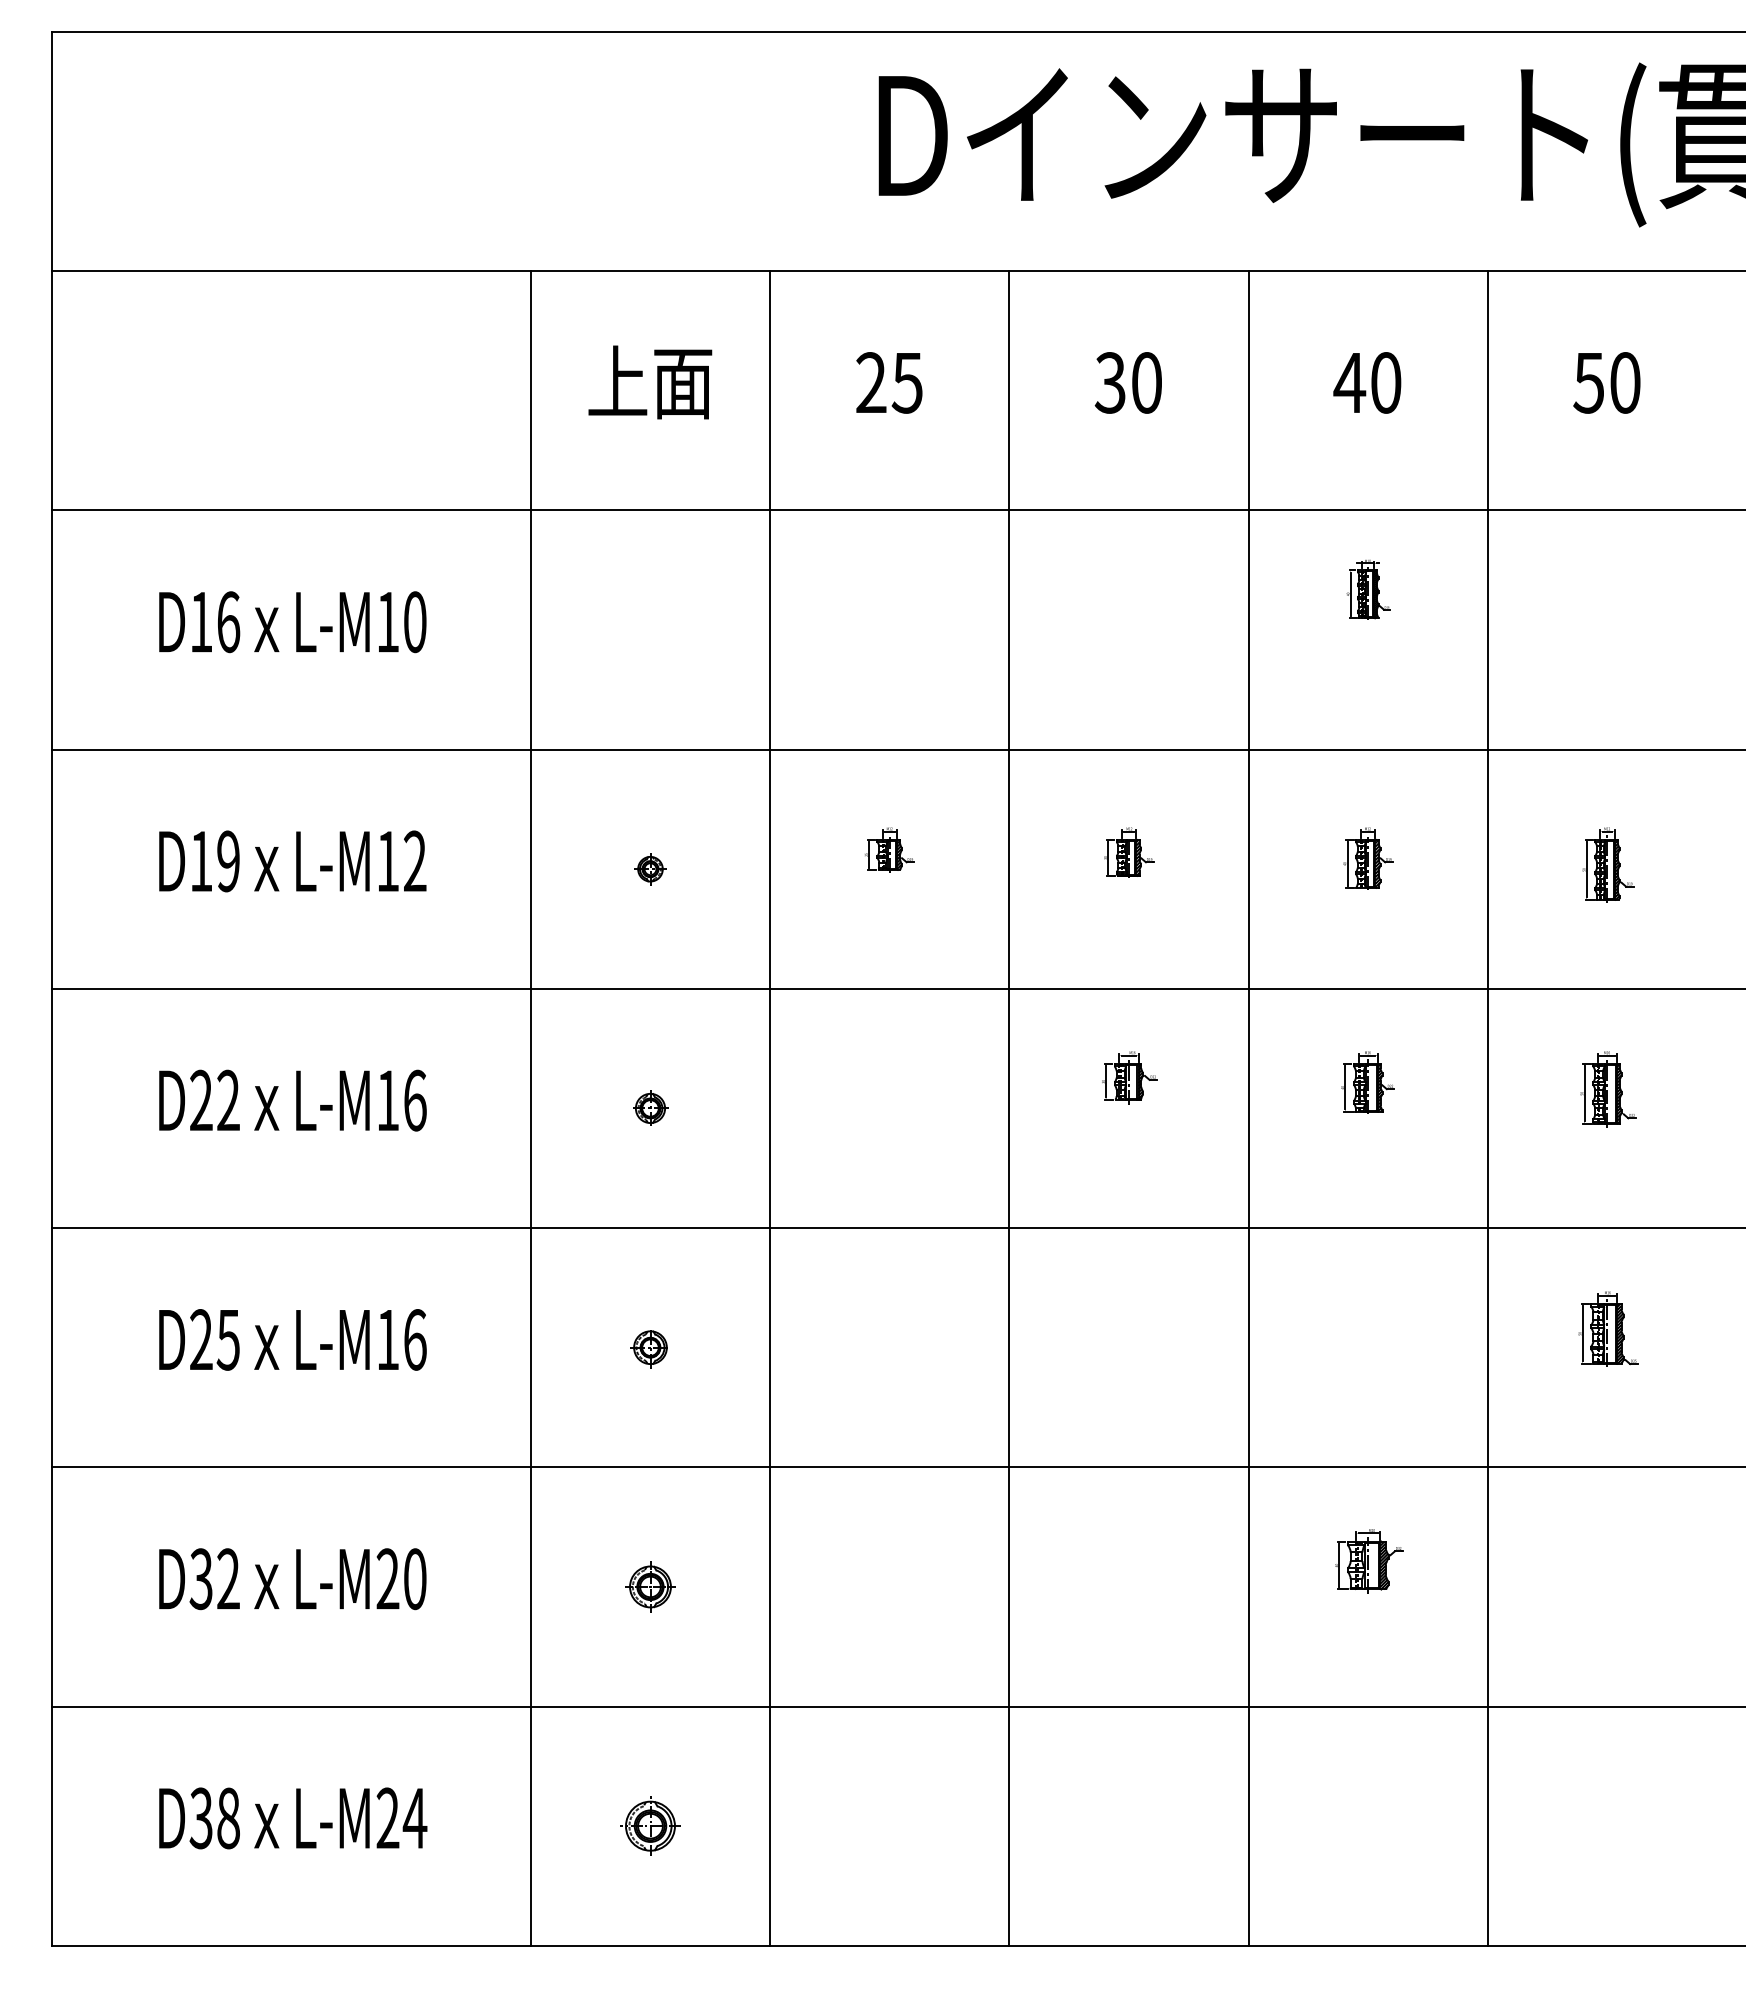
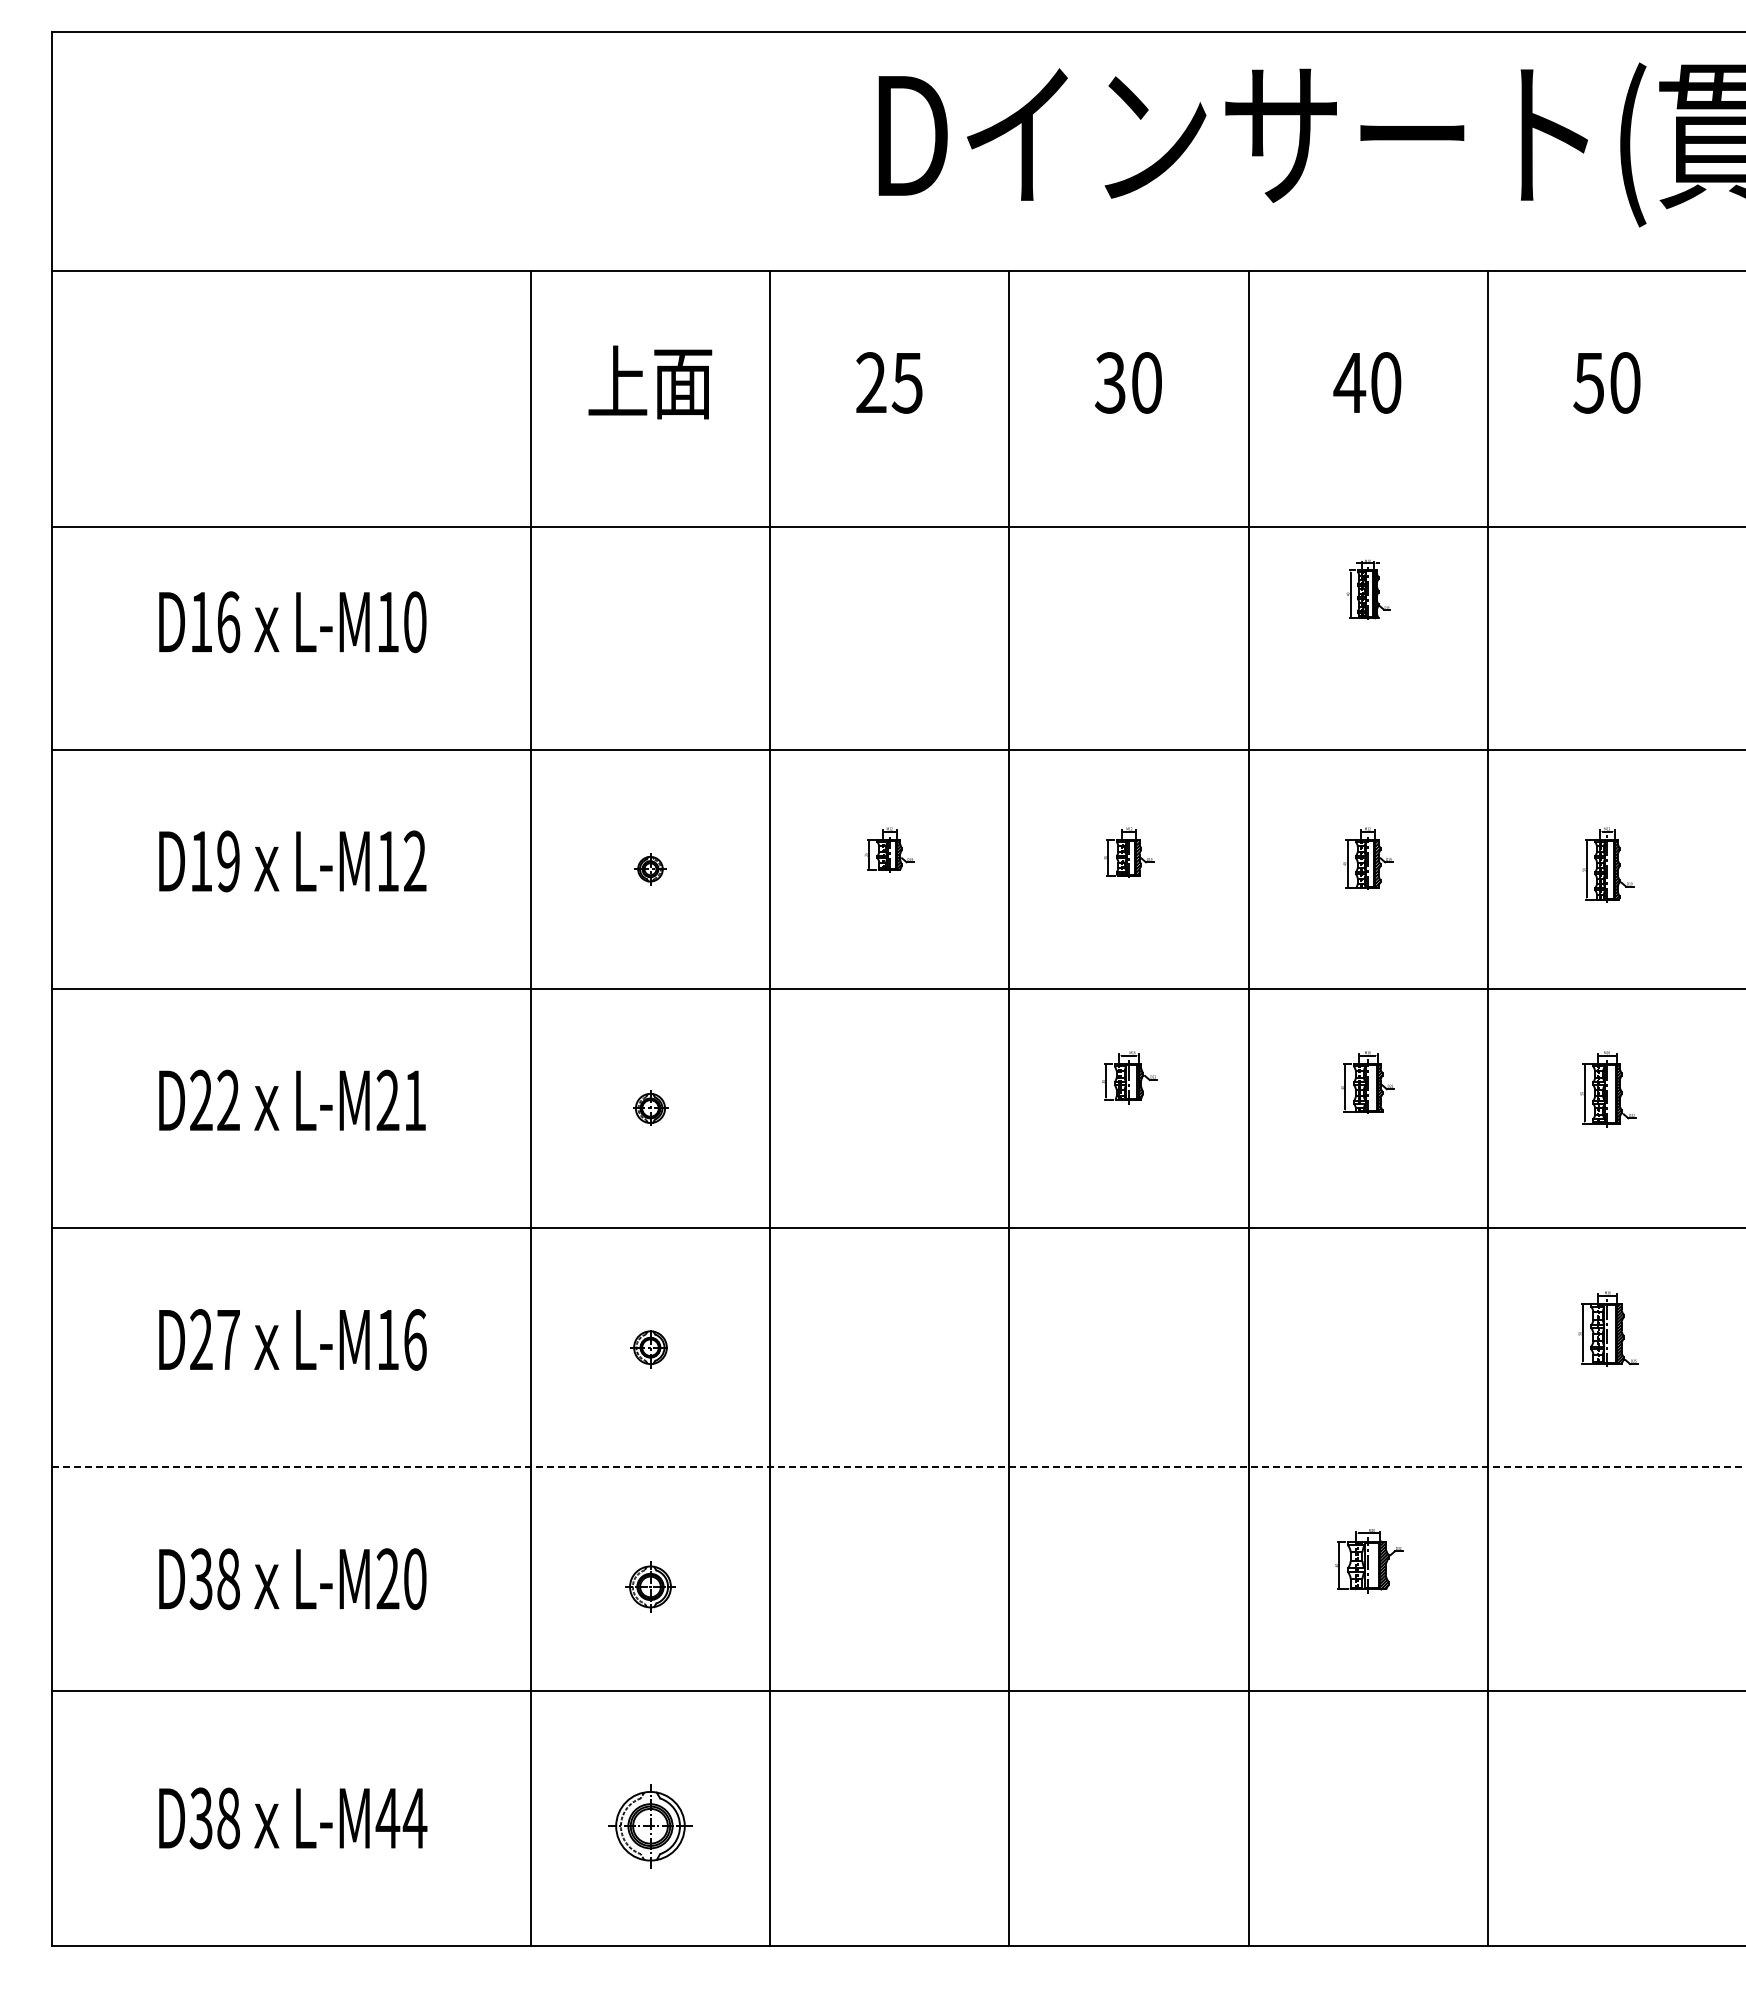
line position: (897, 510) -> (897, 527) (897, 527)
text: L-M16 -> L-M21 (401, 1100)
text: D25 -> D27 (227, 1340)
line: solid -> dashed (899, 1467)
text: D32 -> D38 (228, 1579)
line position: (897, 1706) -> (897, 1690) (897, 1690)
text: L-M24 -> L-M44 (387, 1817)
part size: 61x60 px -> 85x85 px (650, 1826)
